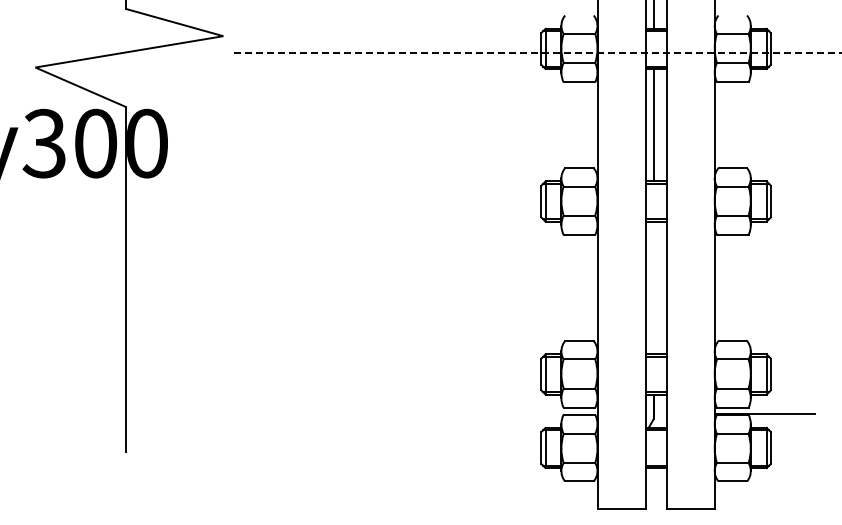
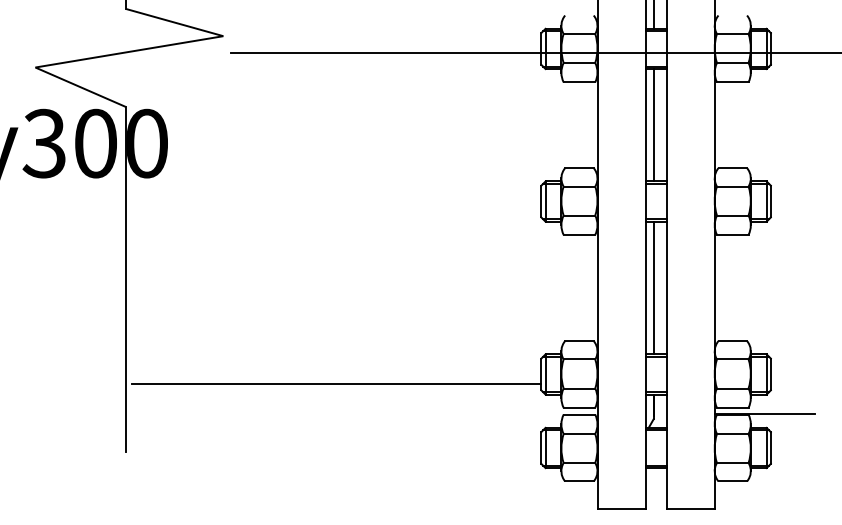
line: dashed -> solid (535, 53)
line: none -> present (653, 287)
line: none -> present (336, 383)
